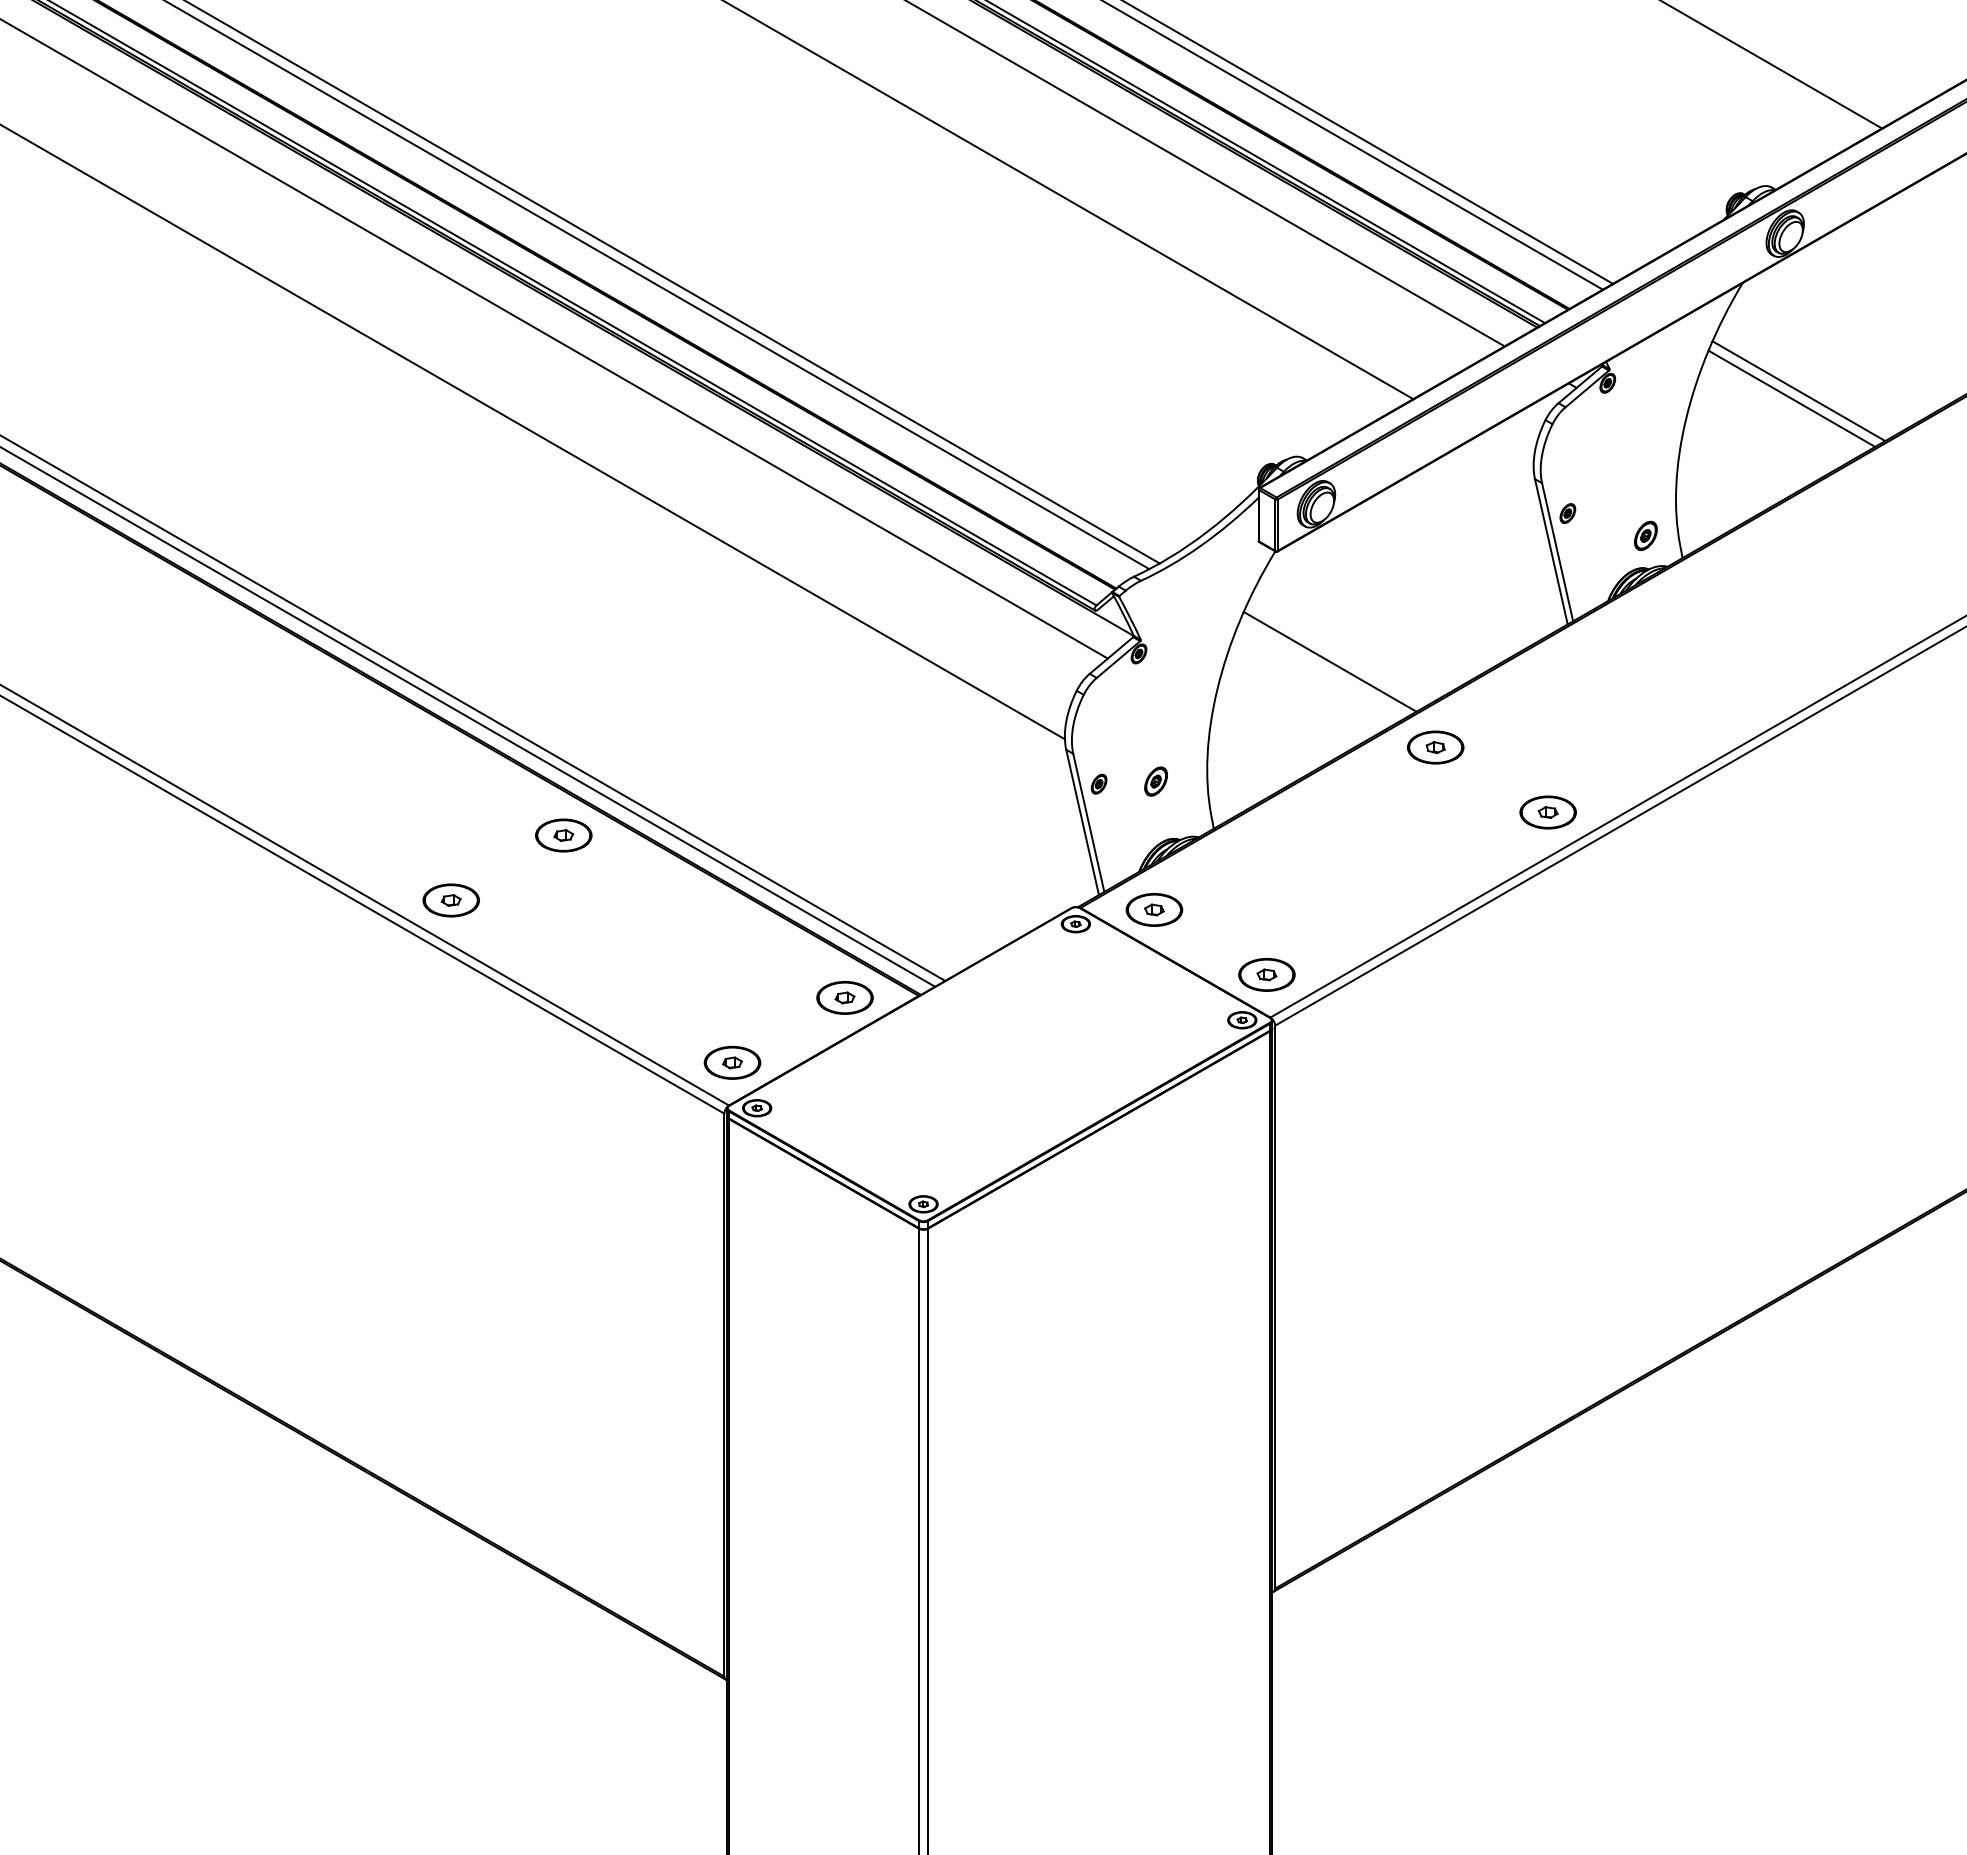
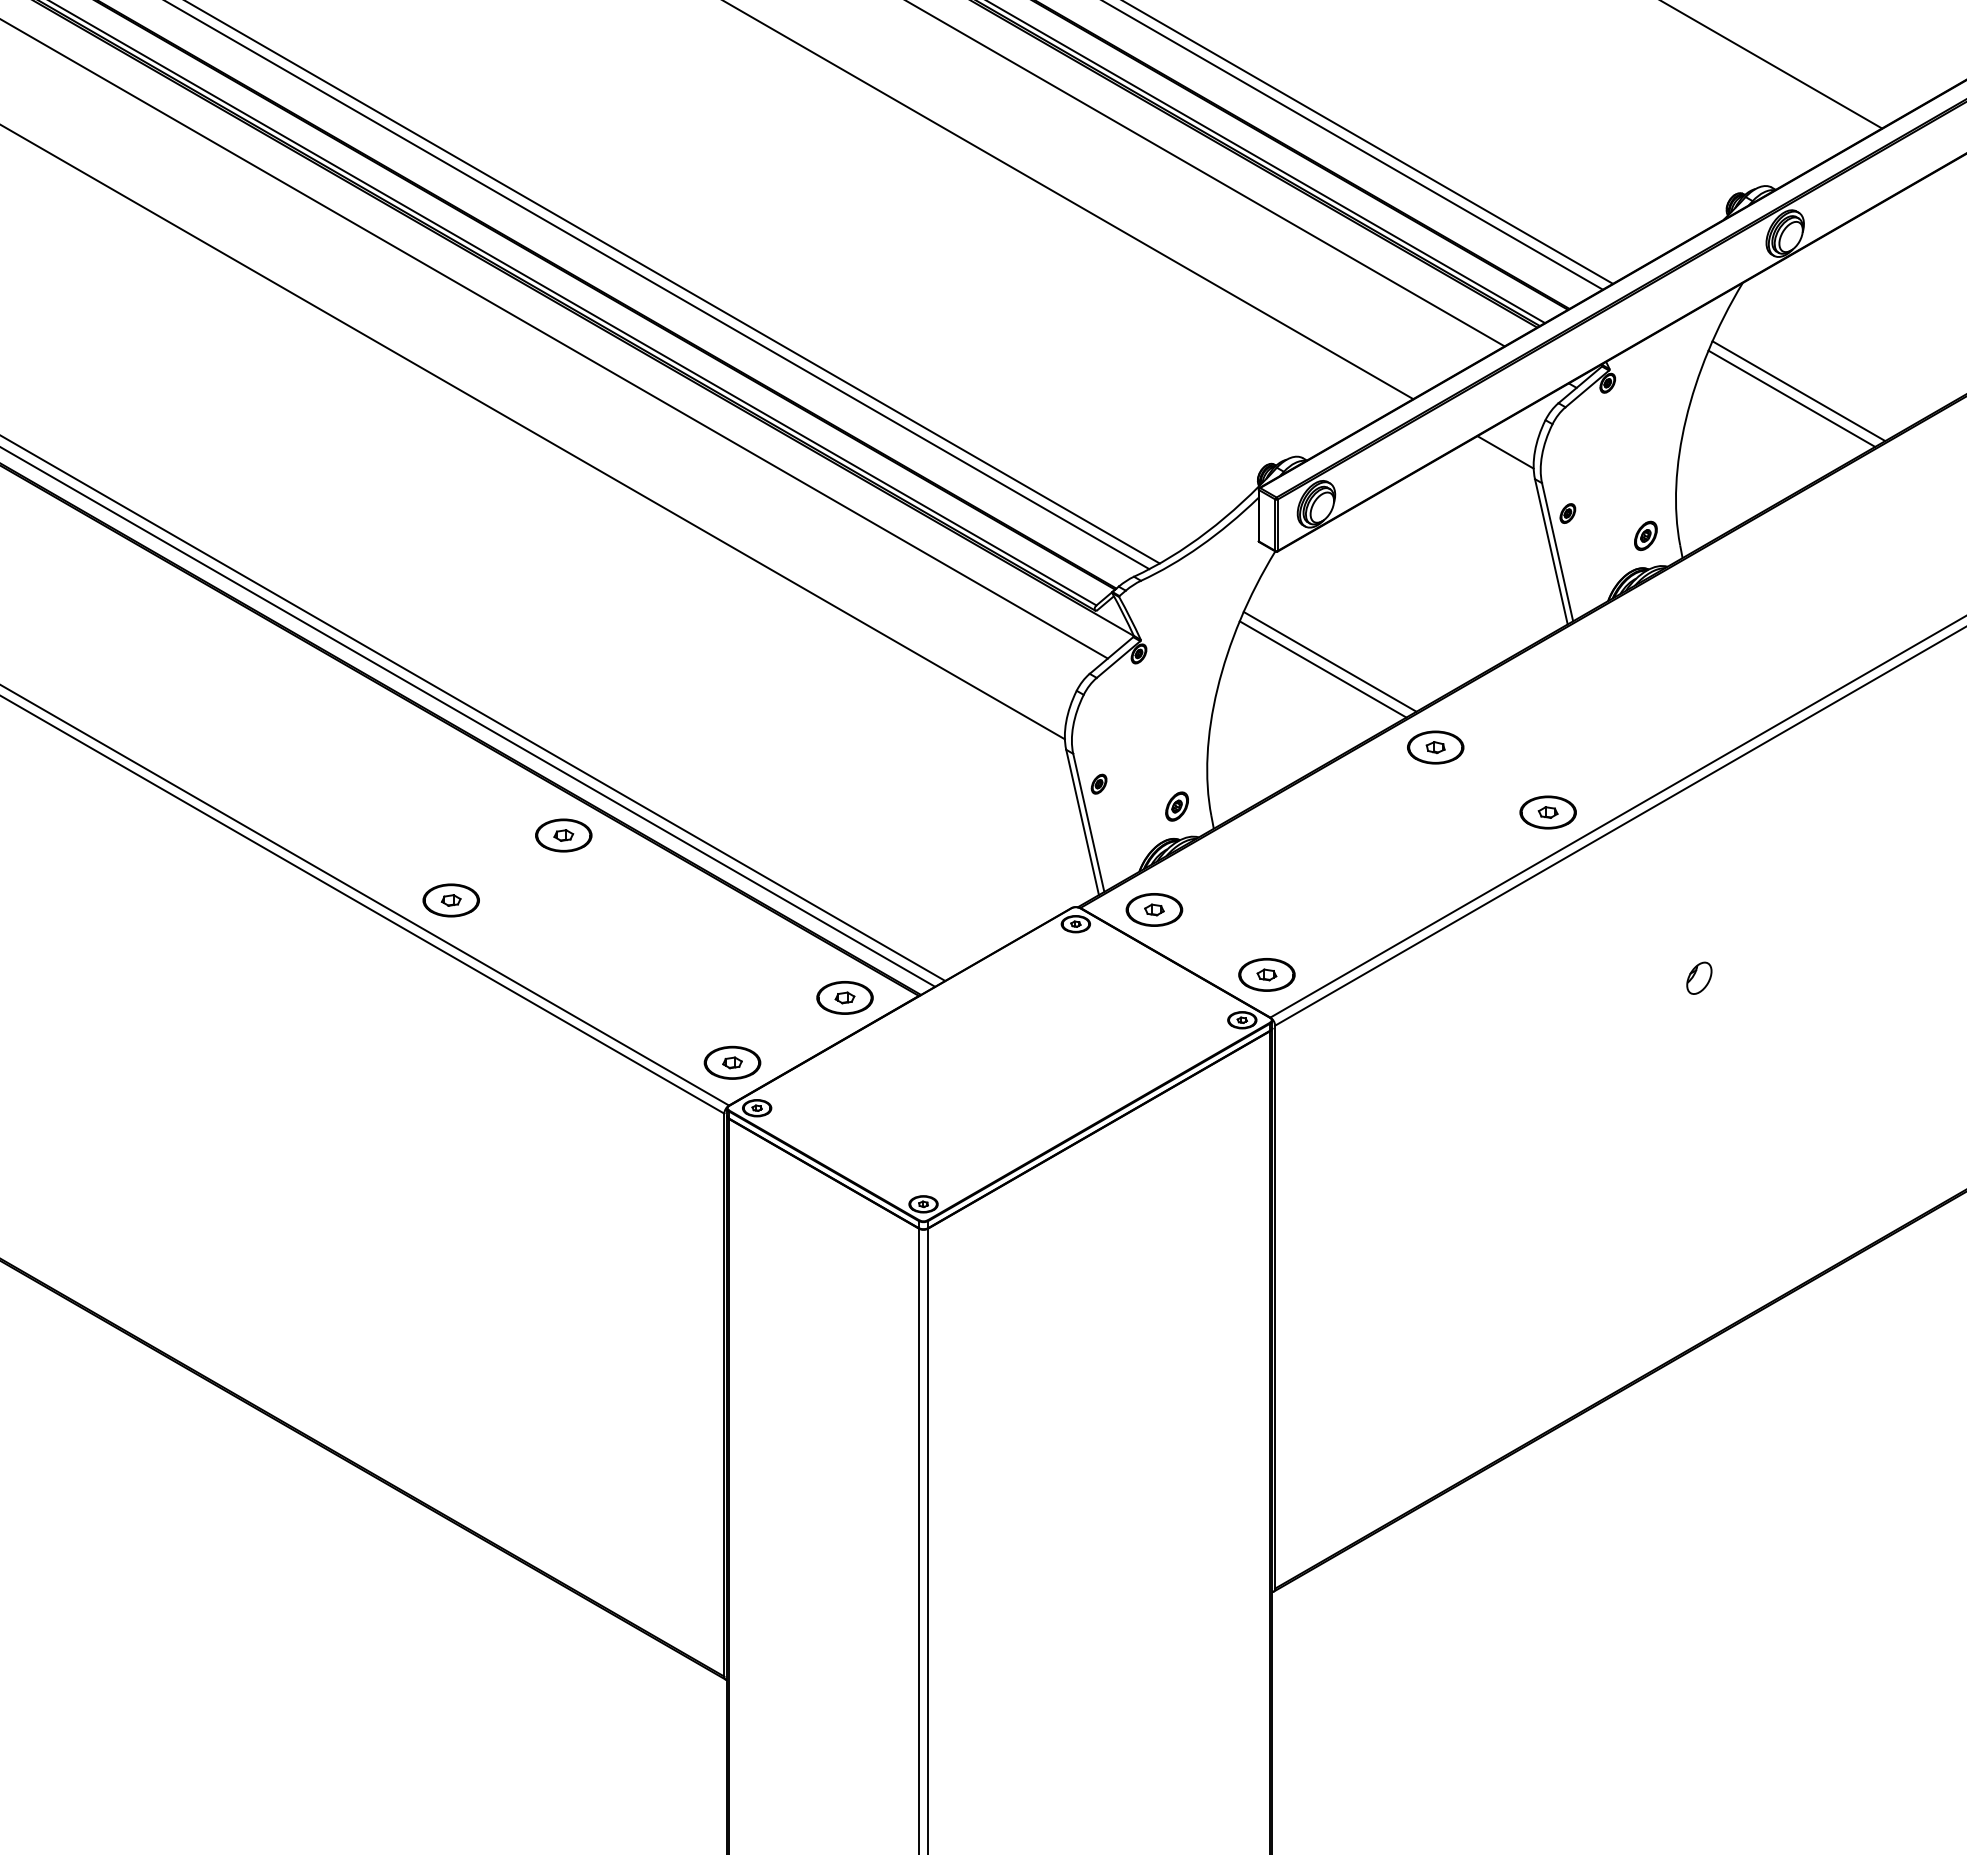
line: none -> present (1505, 452)
line: none -> present (1322, 669)
part position: (1155, 781) -> (1176, 806) (1176, 806)
part: none -> present (1699, 977)
